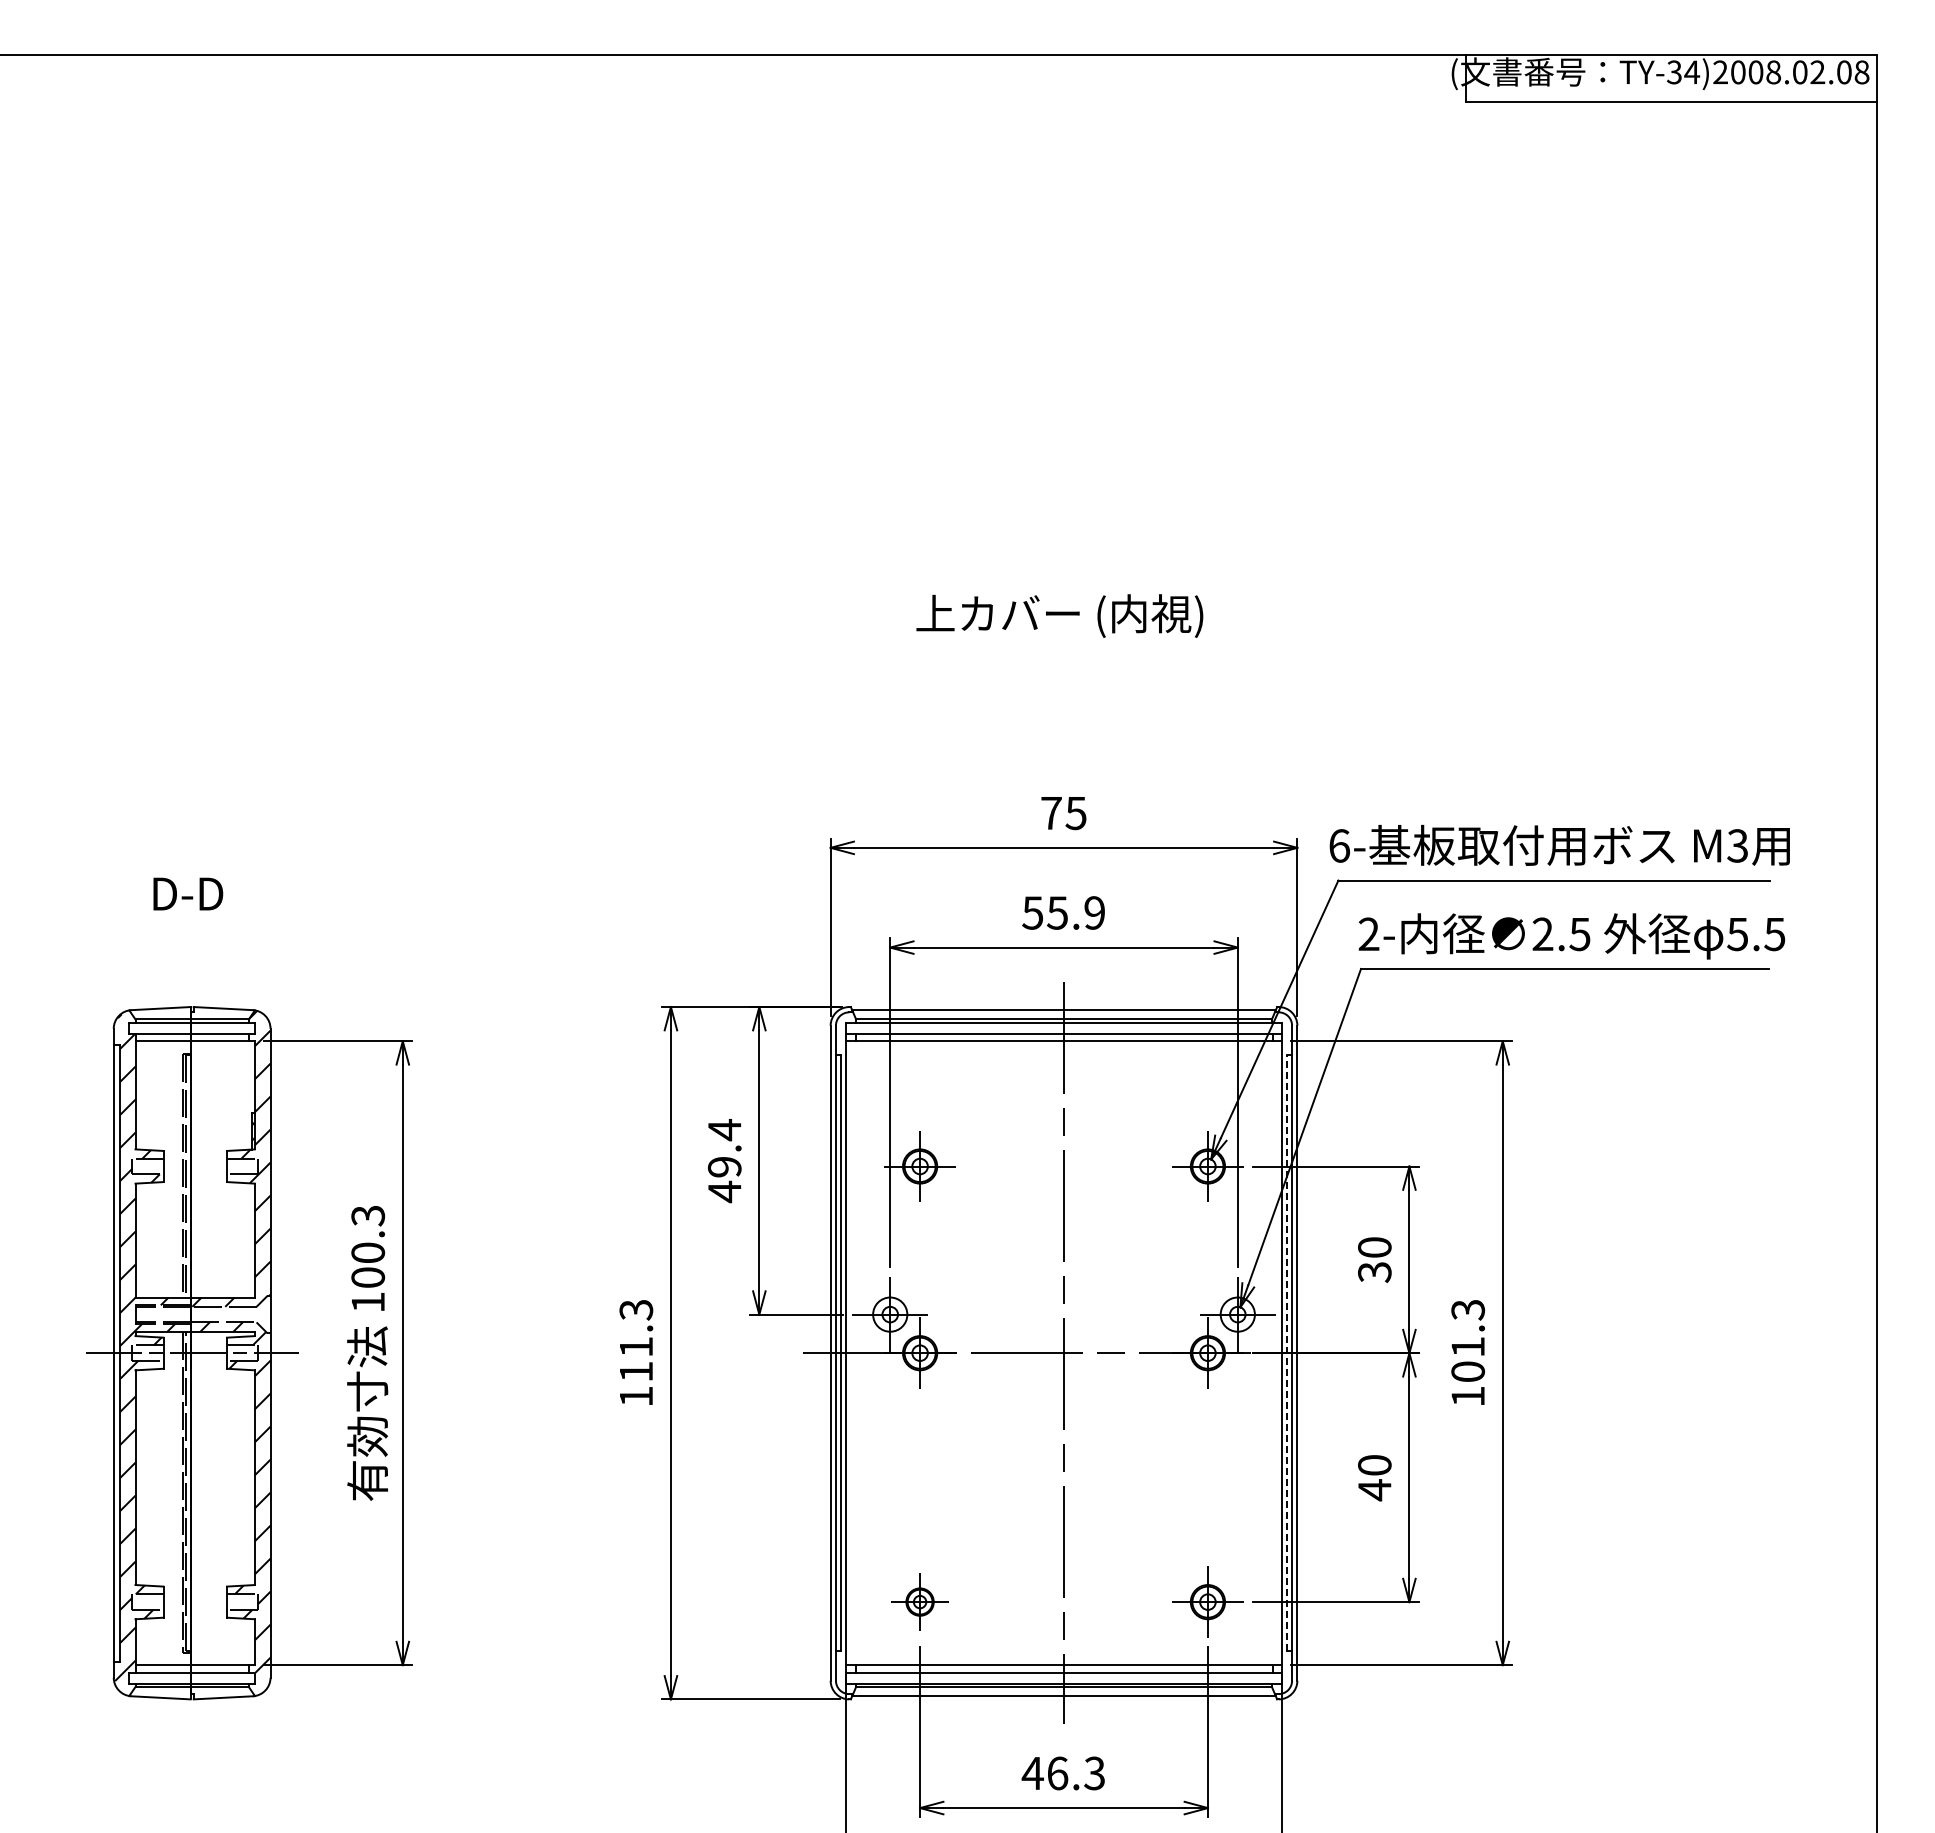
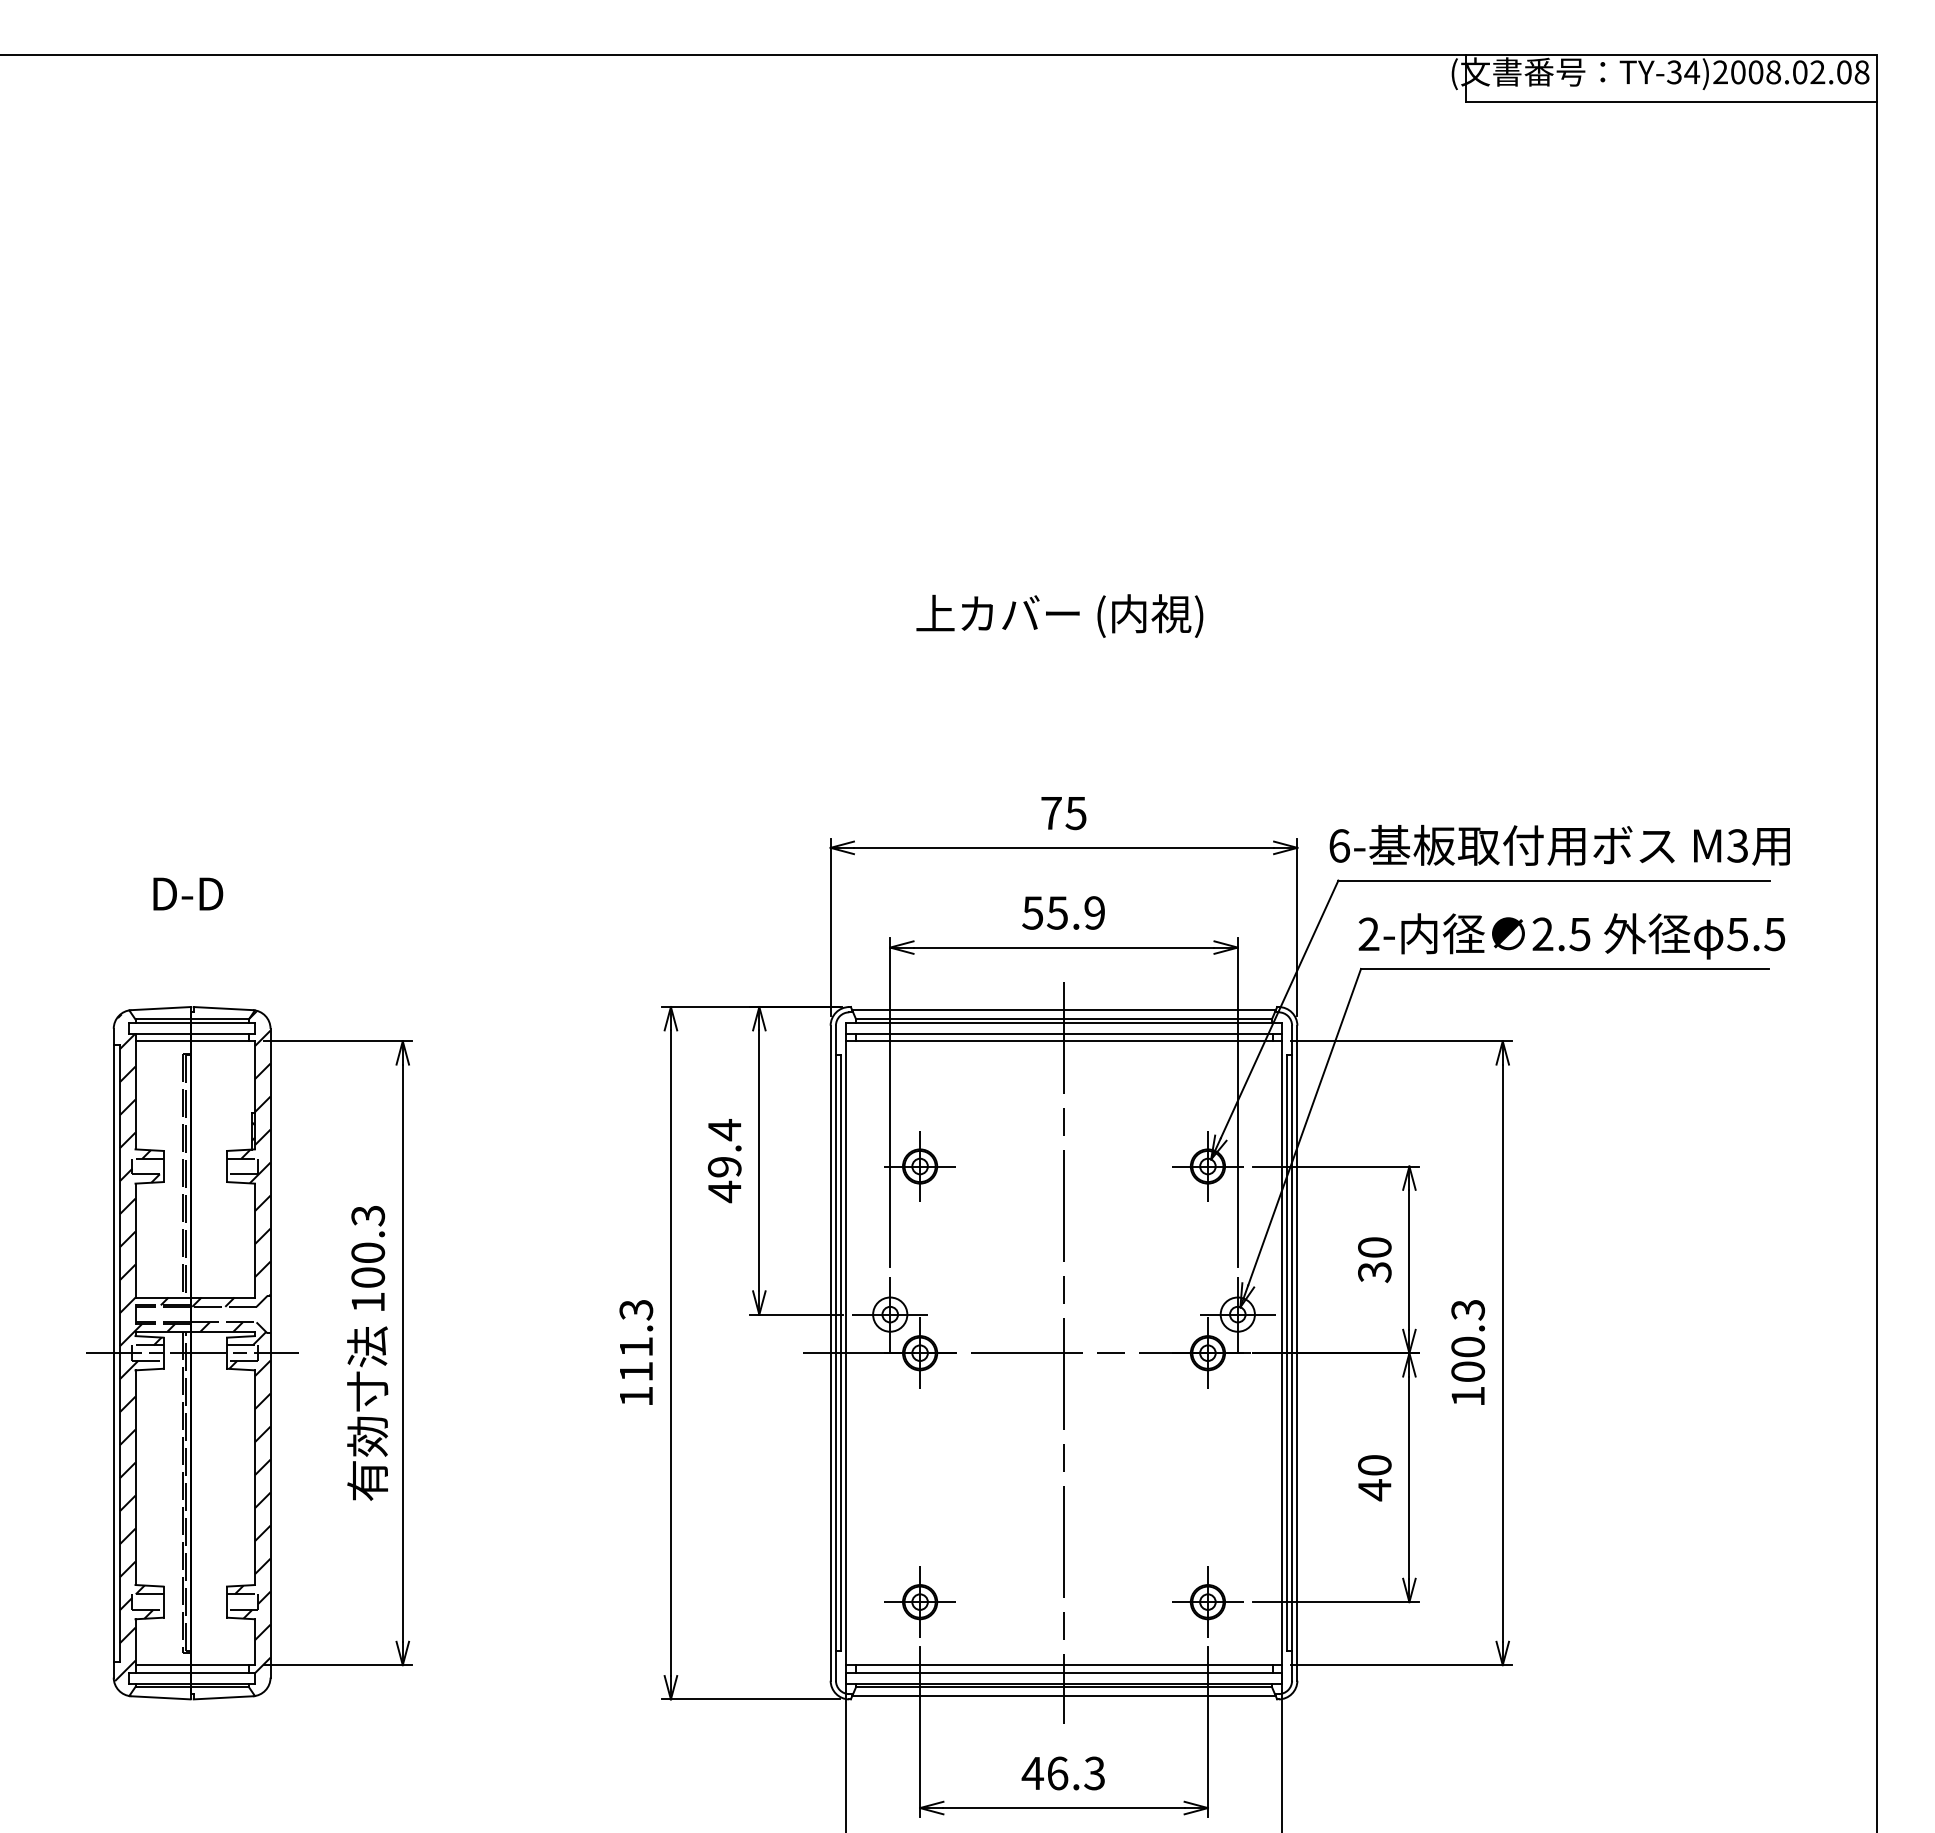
text: 101.3 -> 100.3 (1468, 1346)
line: dashed -> solid (1287, 1353)
part size: 58x58 px -> 72x72 px (919, 1601)
